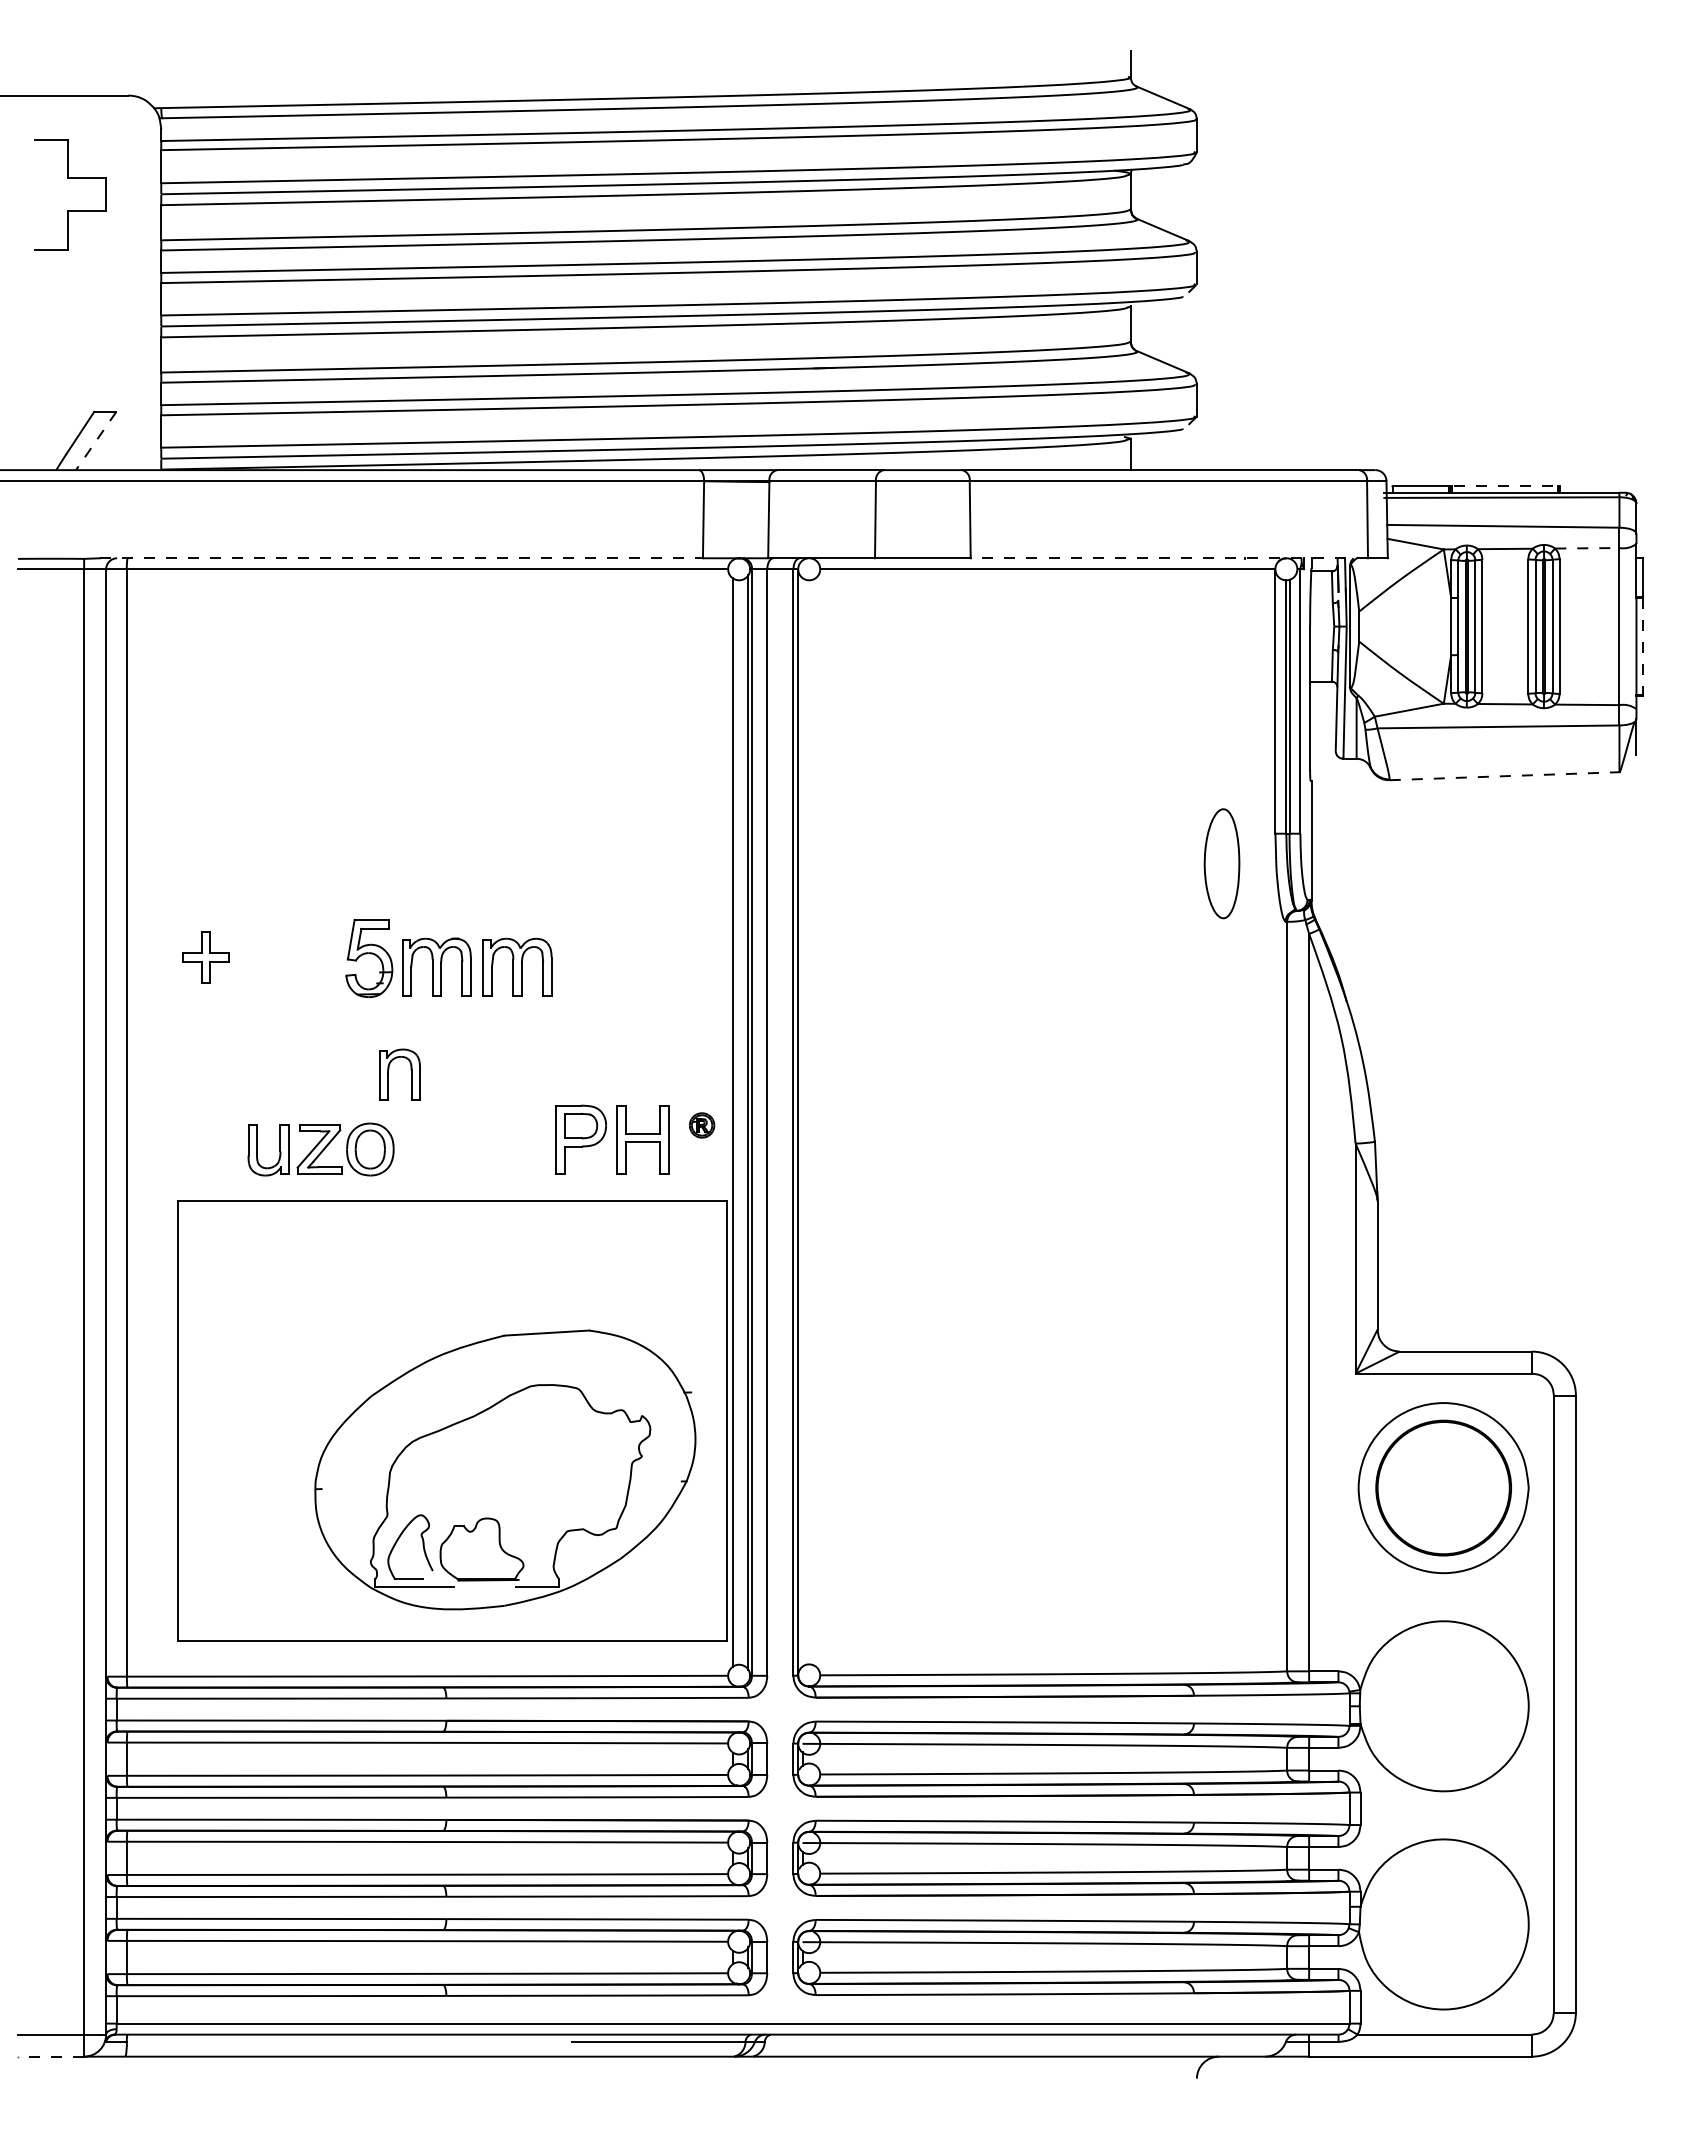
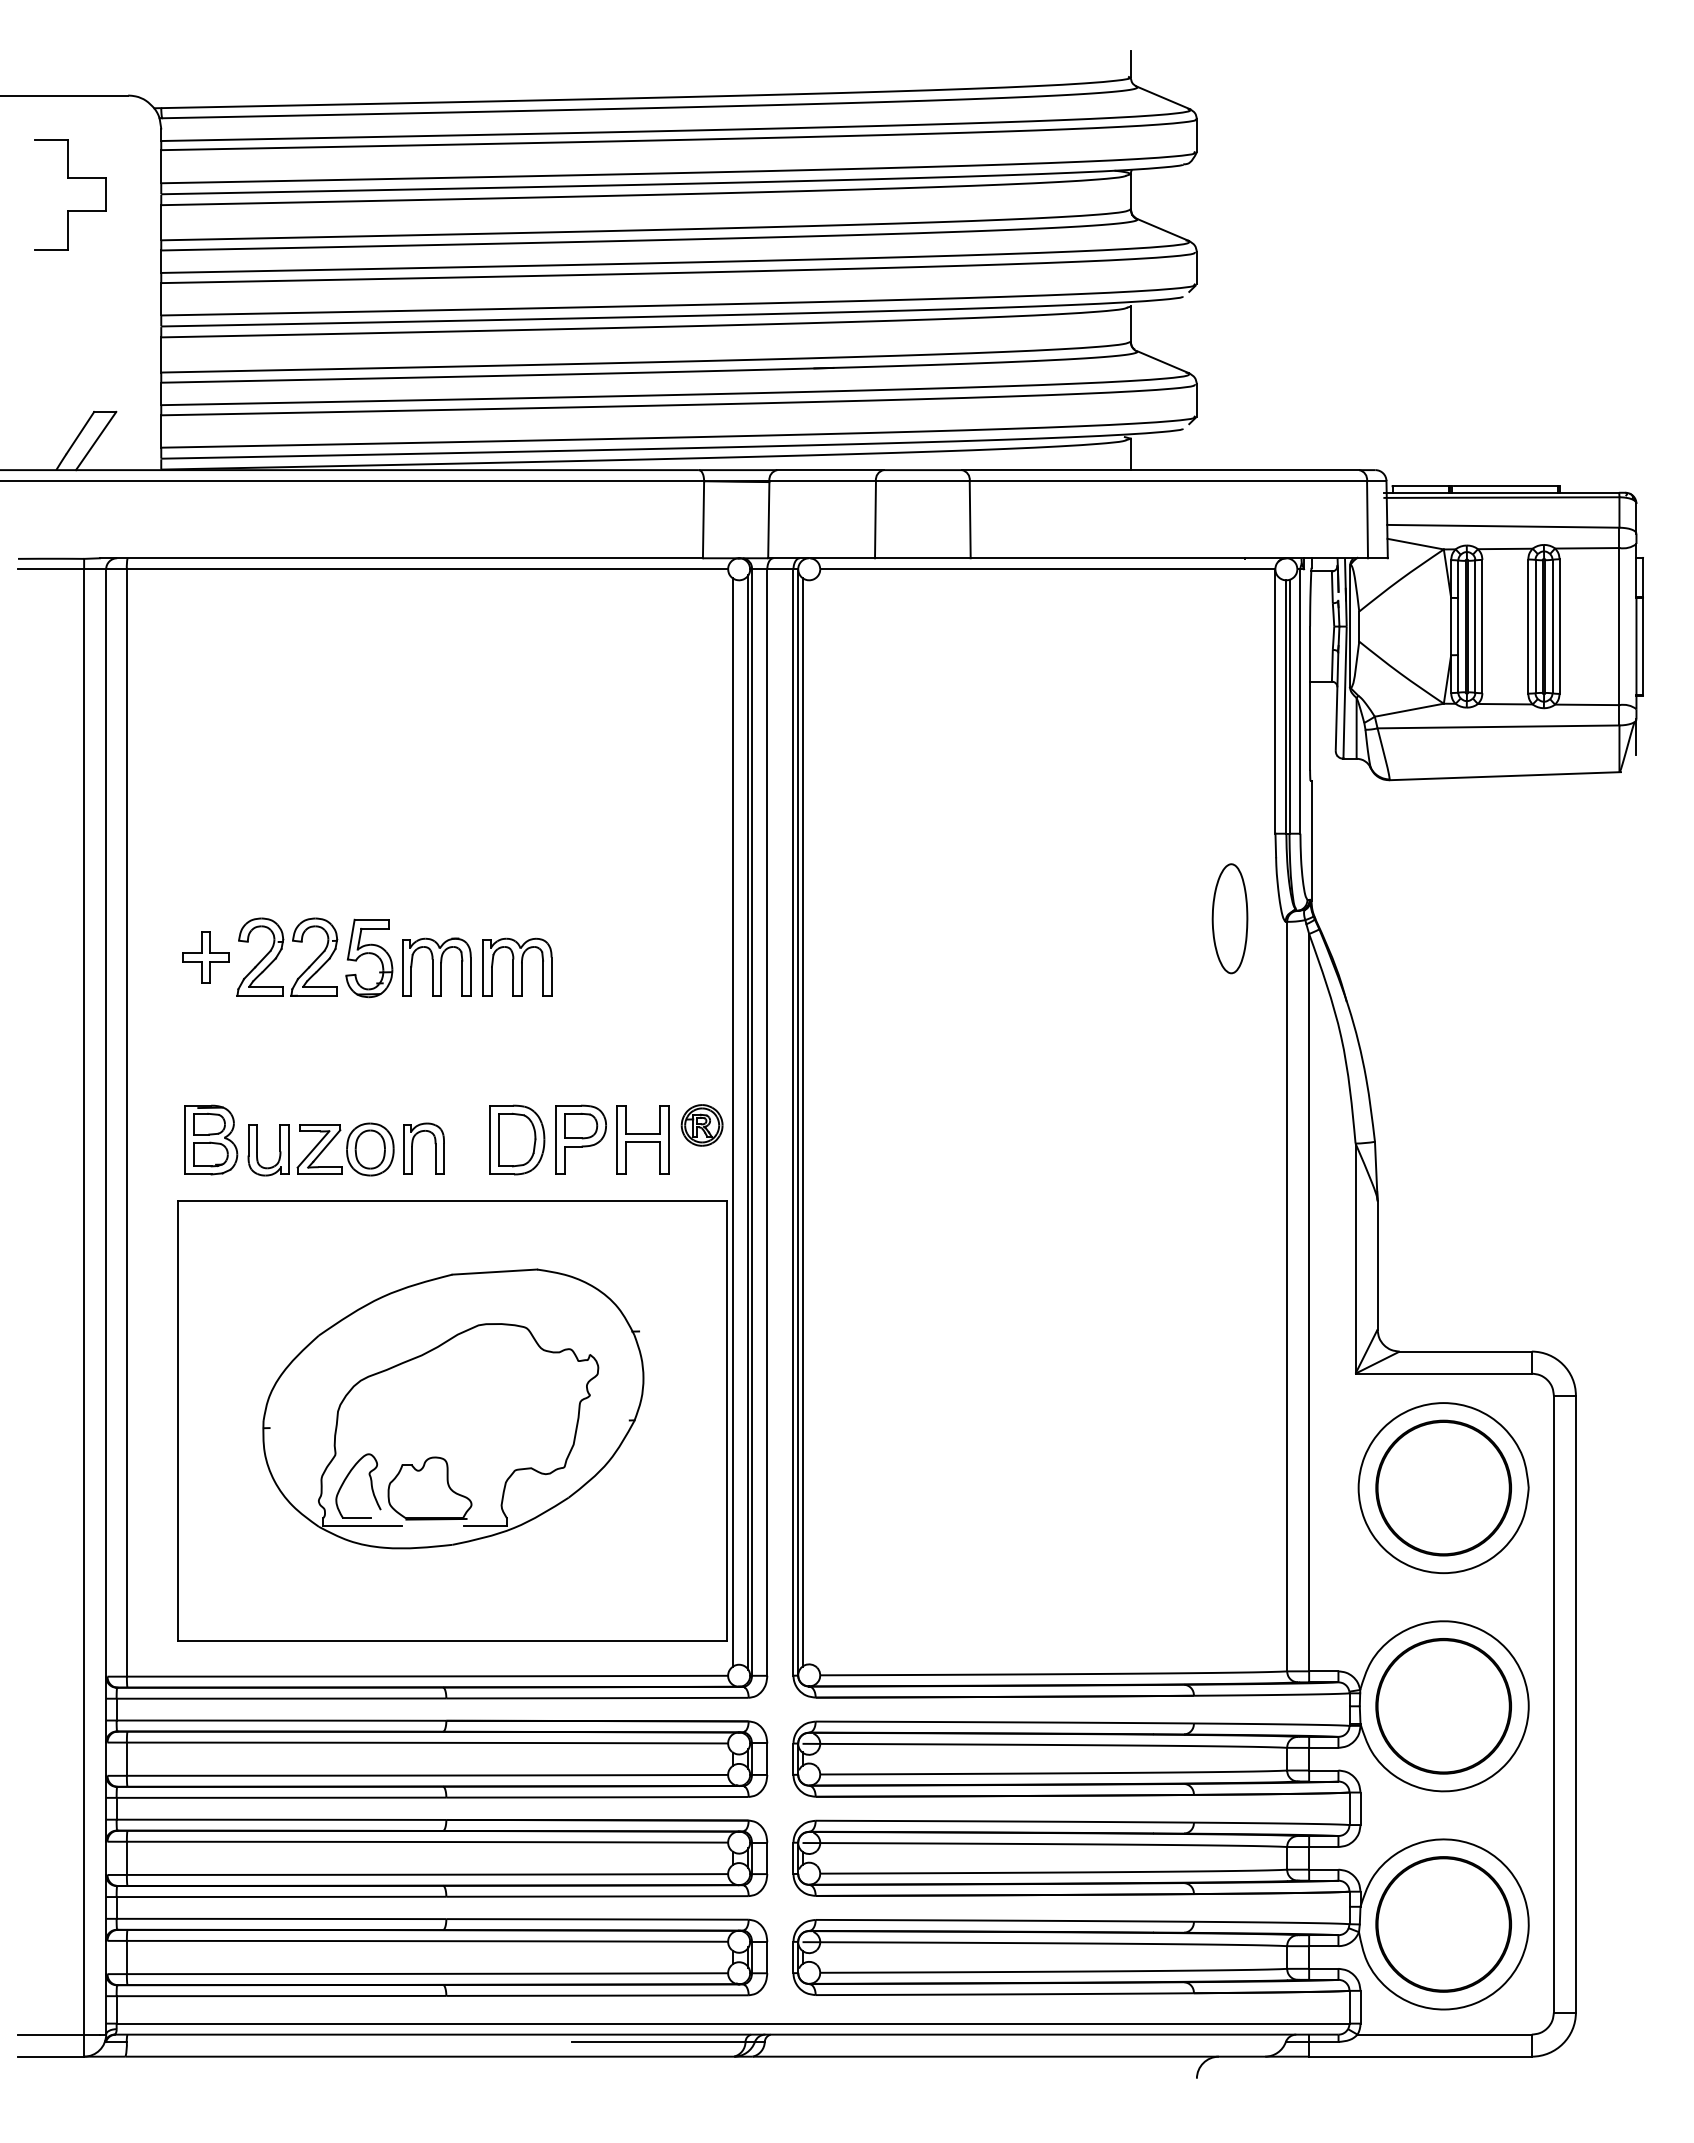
line: dashed -> solid (95, 441)
line: dashed -> solid (1506, 486)
line: dashed -> solid (1587, 548)
line: dashed -> solid (402, 558)
line: dashed -> solid (1169, 558)
line: dashed -> solid (1643, 647)
line: dashed -> solid (1505, 776)
part position: (1221, 863) -> (1229, 918) (1229, 918)
part: none -> present (281, 951)
part position: (388, 1074) -> (412, 1148) (412, 1148)
line: none -> present (802, 1122)
part size: 27x27 px -> 44x43 px (701, 1125)
part: none -> present (211, 1139)
part: none -> present (517, 1139)
part position: (505, 1469) -> (453, 1408) (453, 1408)
circle: none -> present (1443, 1706)
circle: none -> present (1443, 1924)
line: dashed -> solid (50, 2056)
